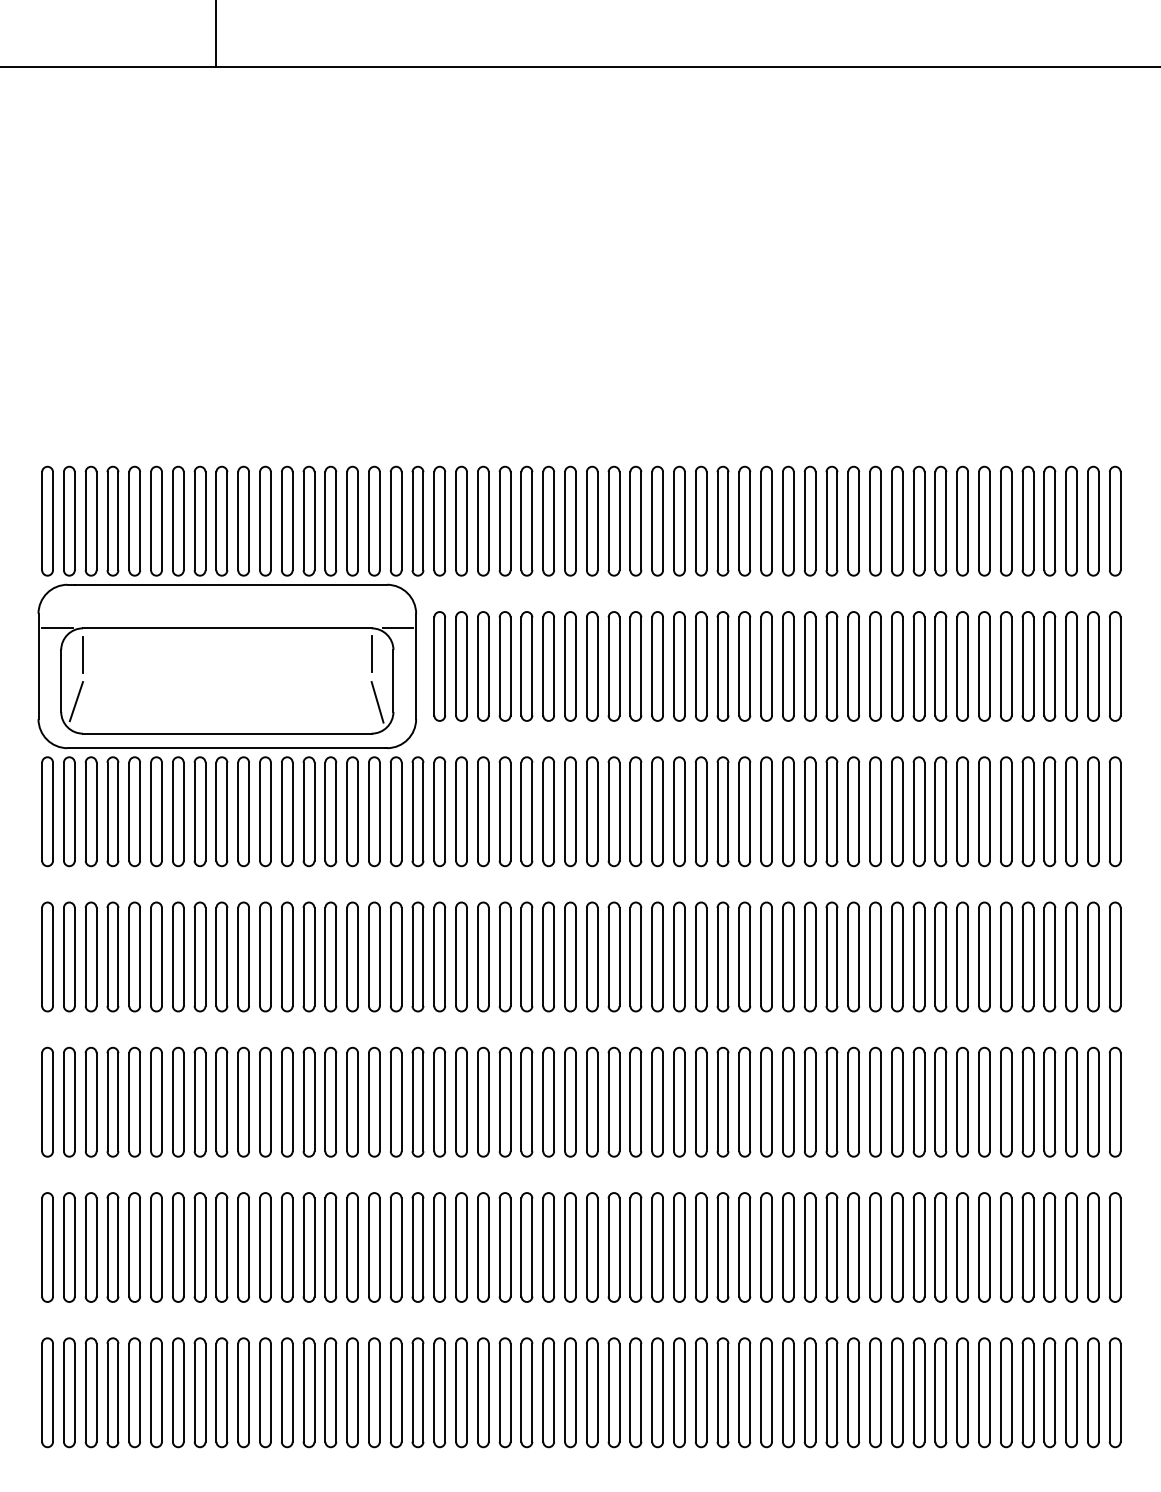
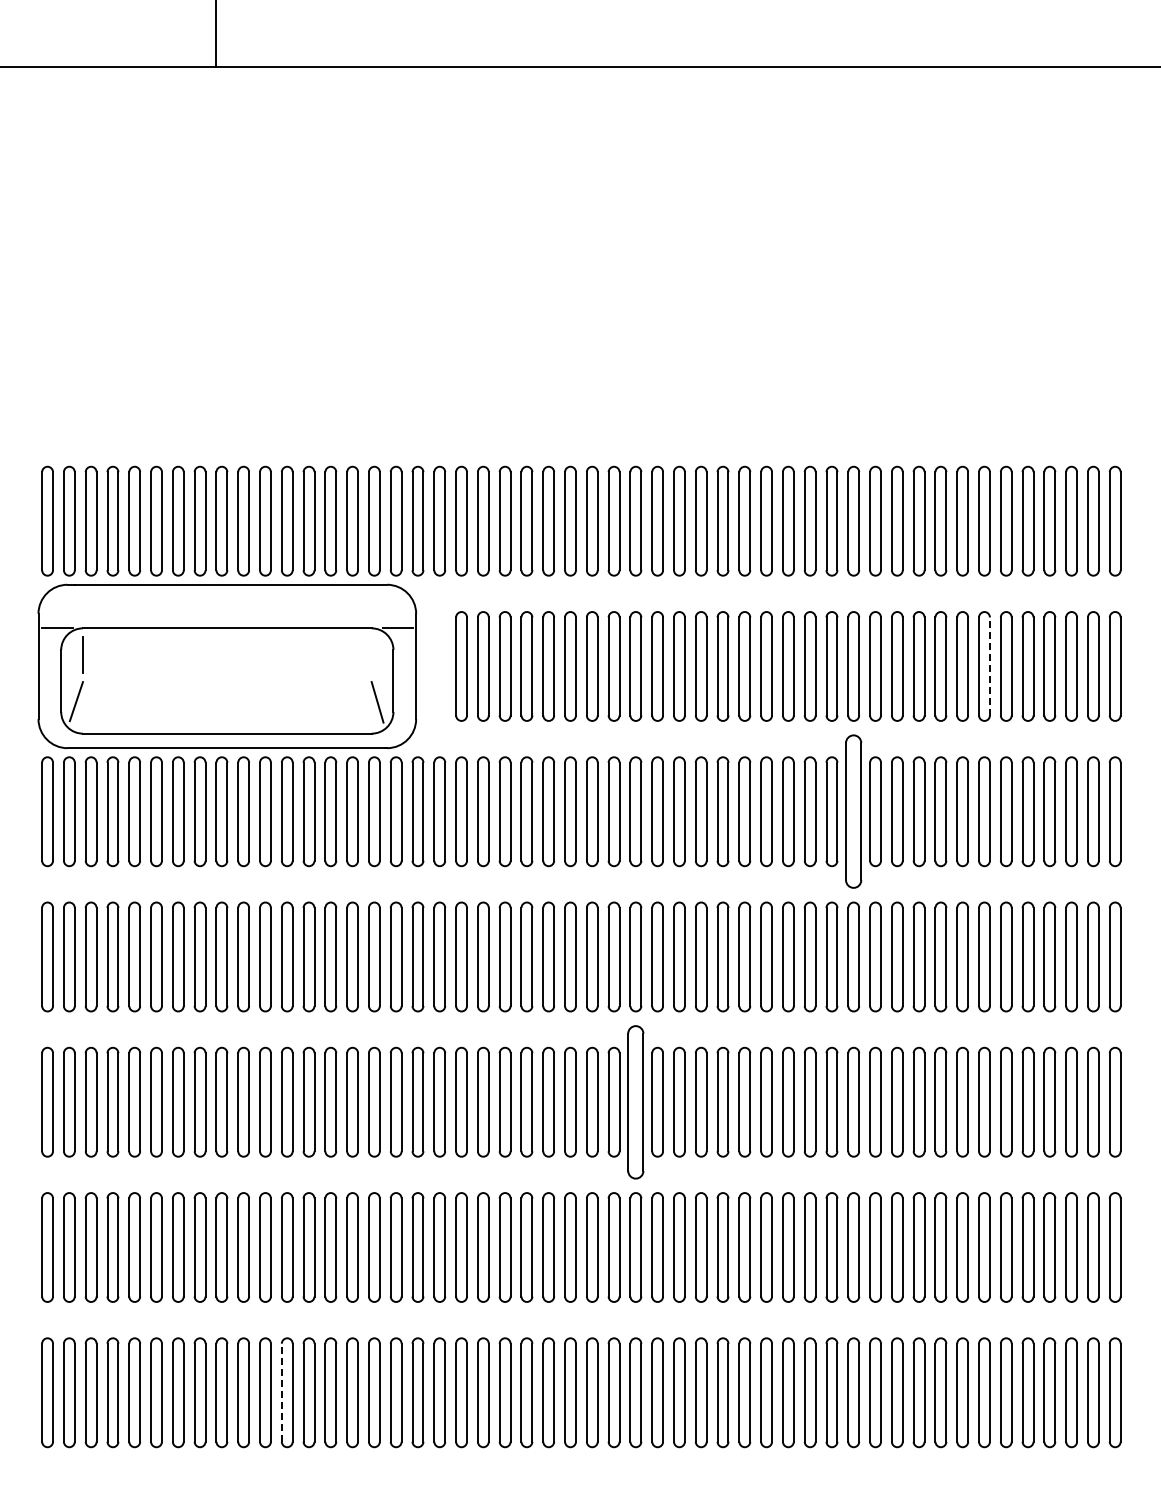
line: present -> none (371, 654)
line: solid -> dashed (989, 665)
part: present -> none (439, 666)
part size: 14x112 px -> 18x155 px (853, 811)
part size: 14x112 px -> 18x155 px (635, 1102)
line: solid -> dashed (281, 1392)
